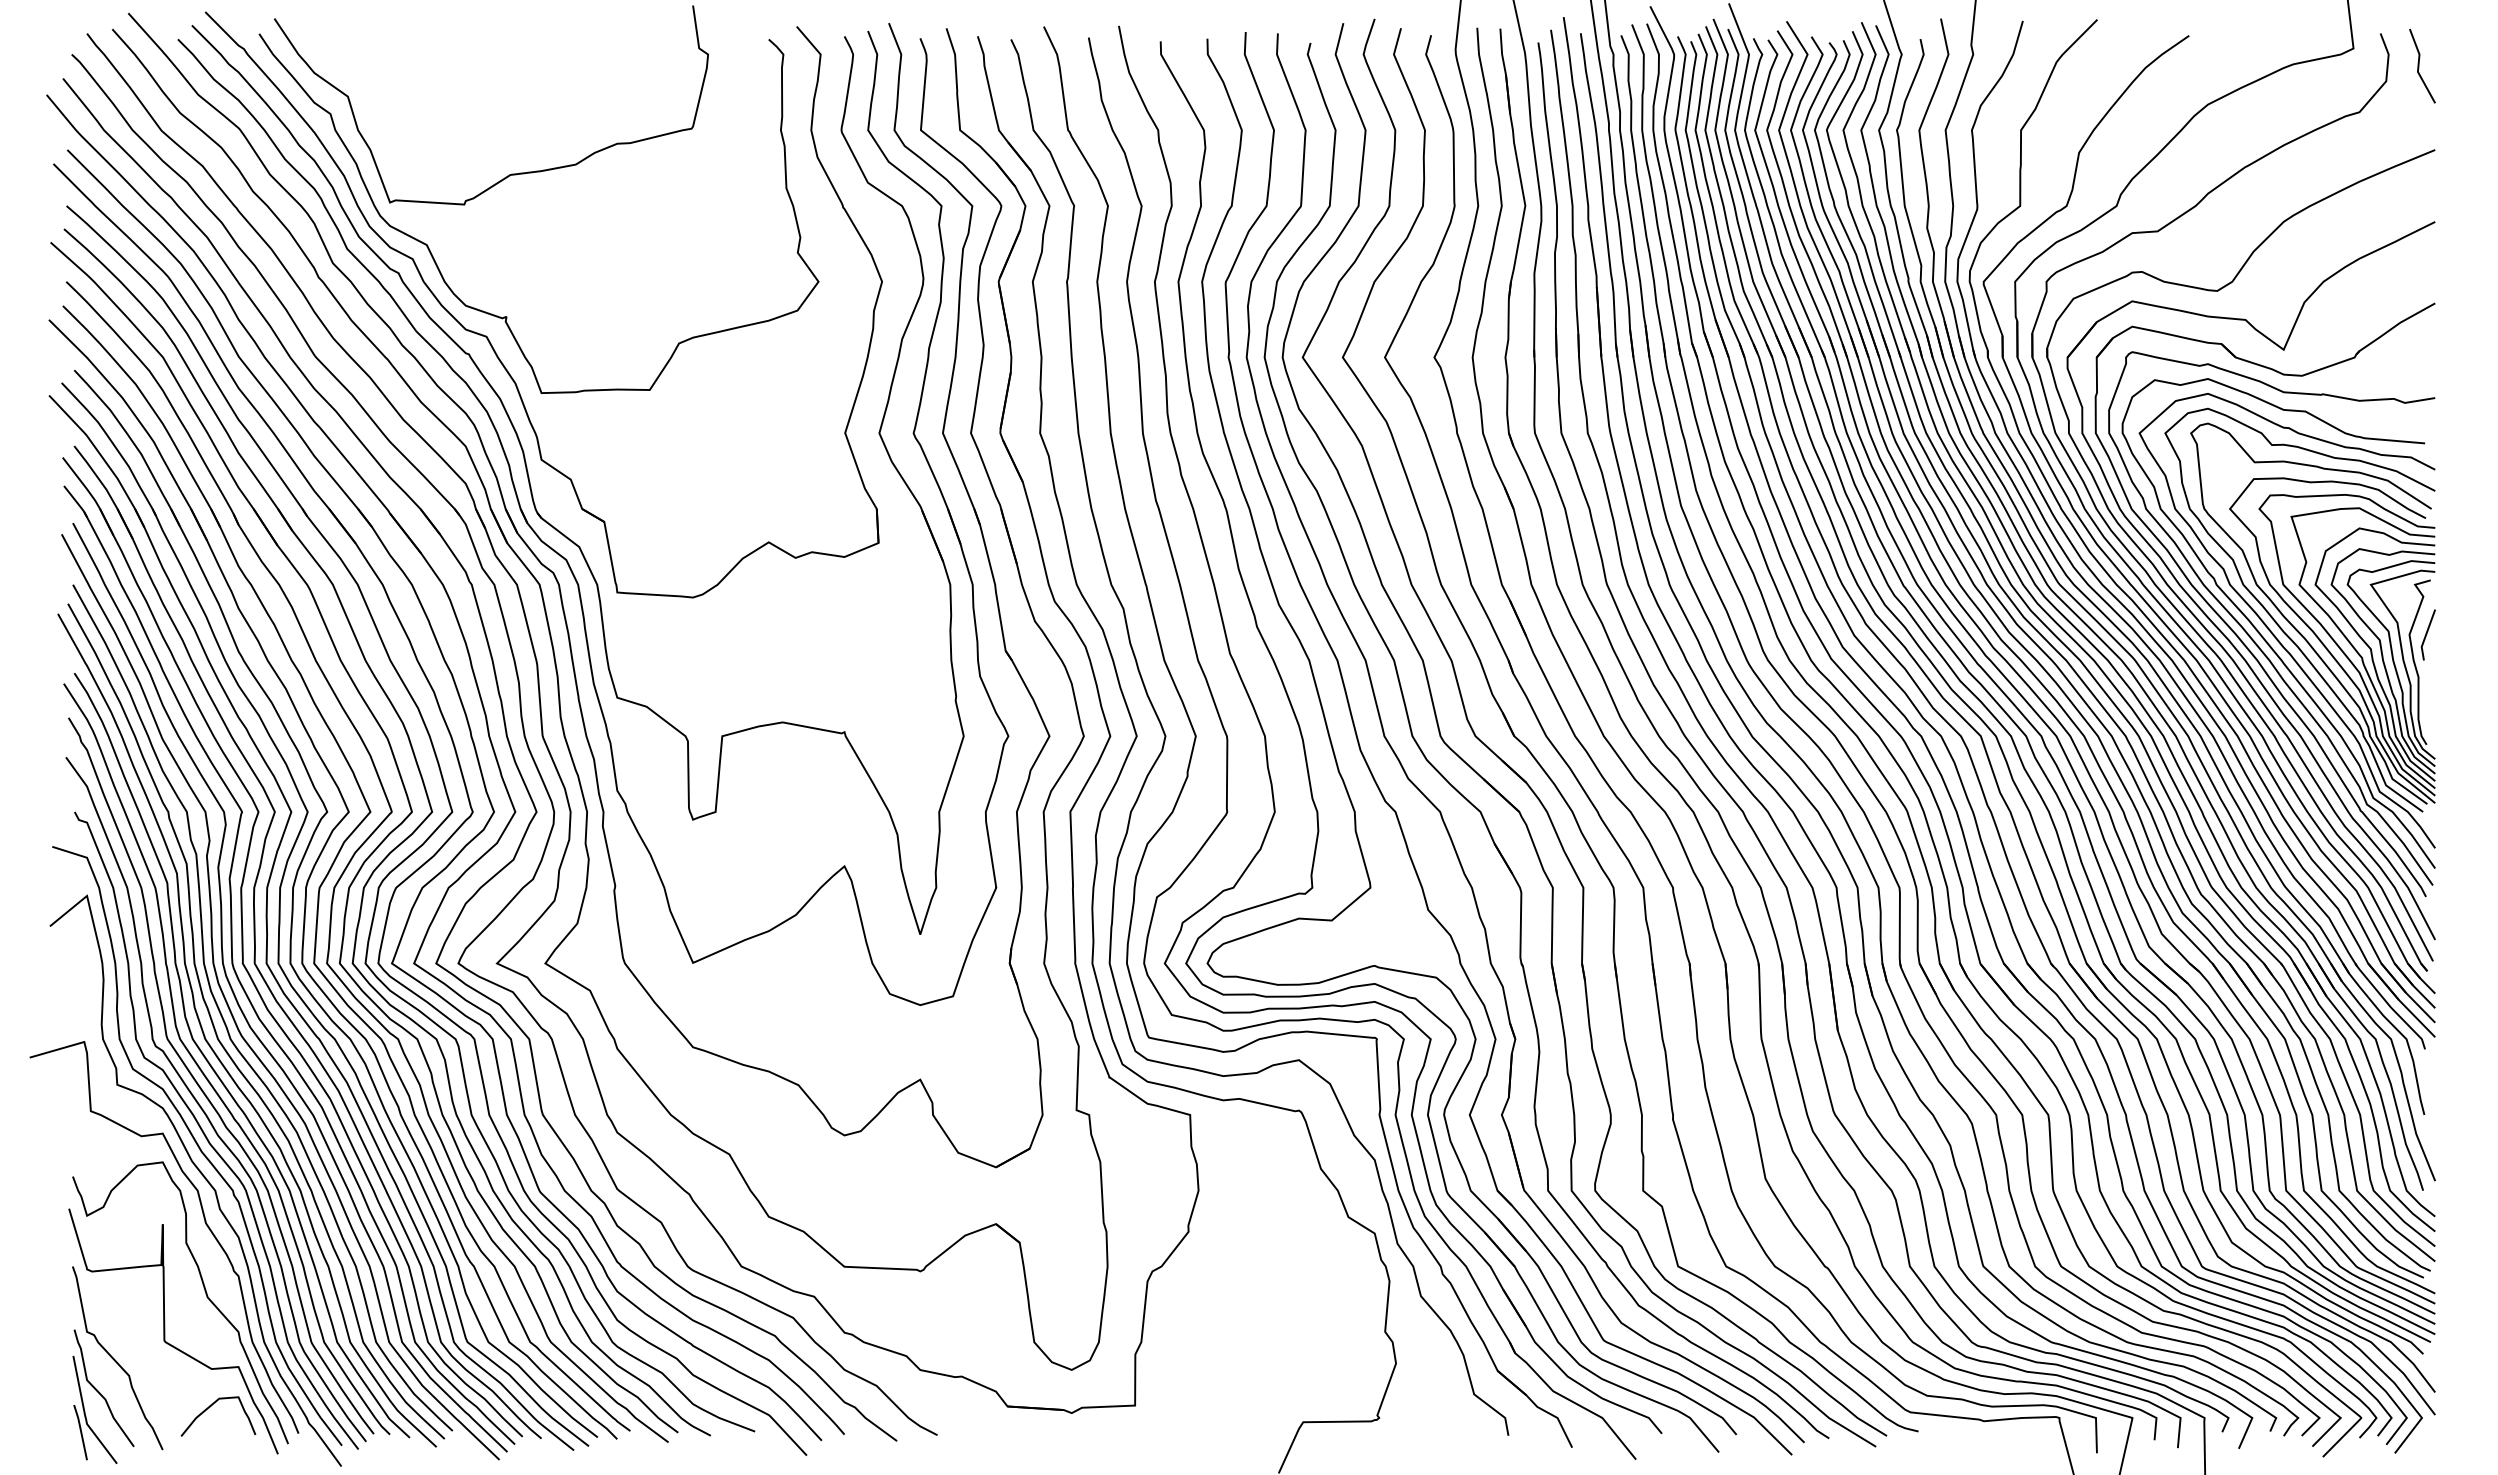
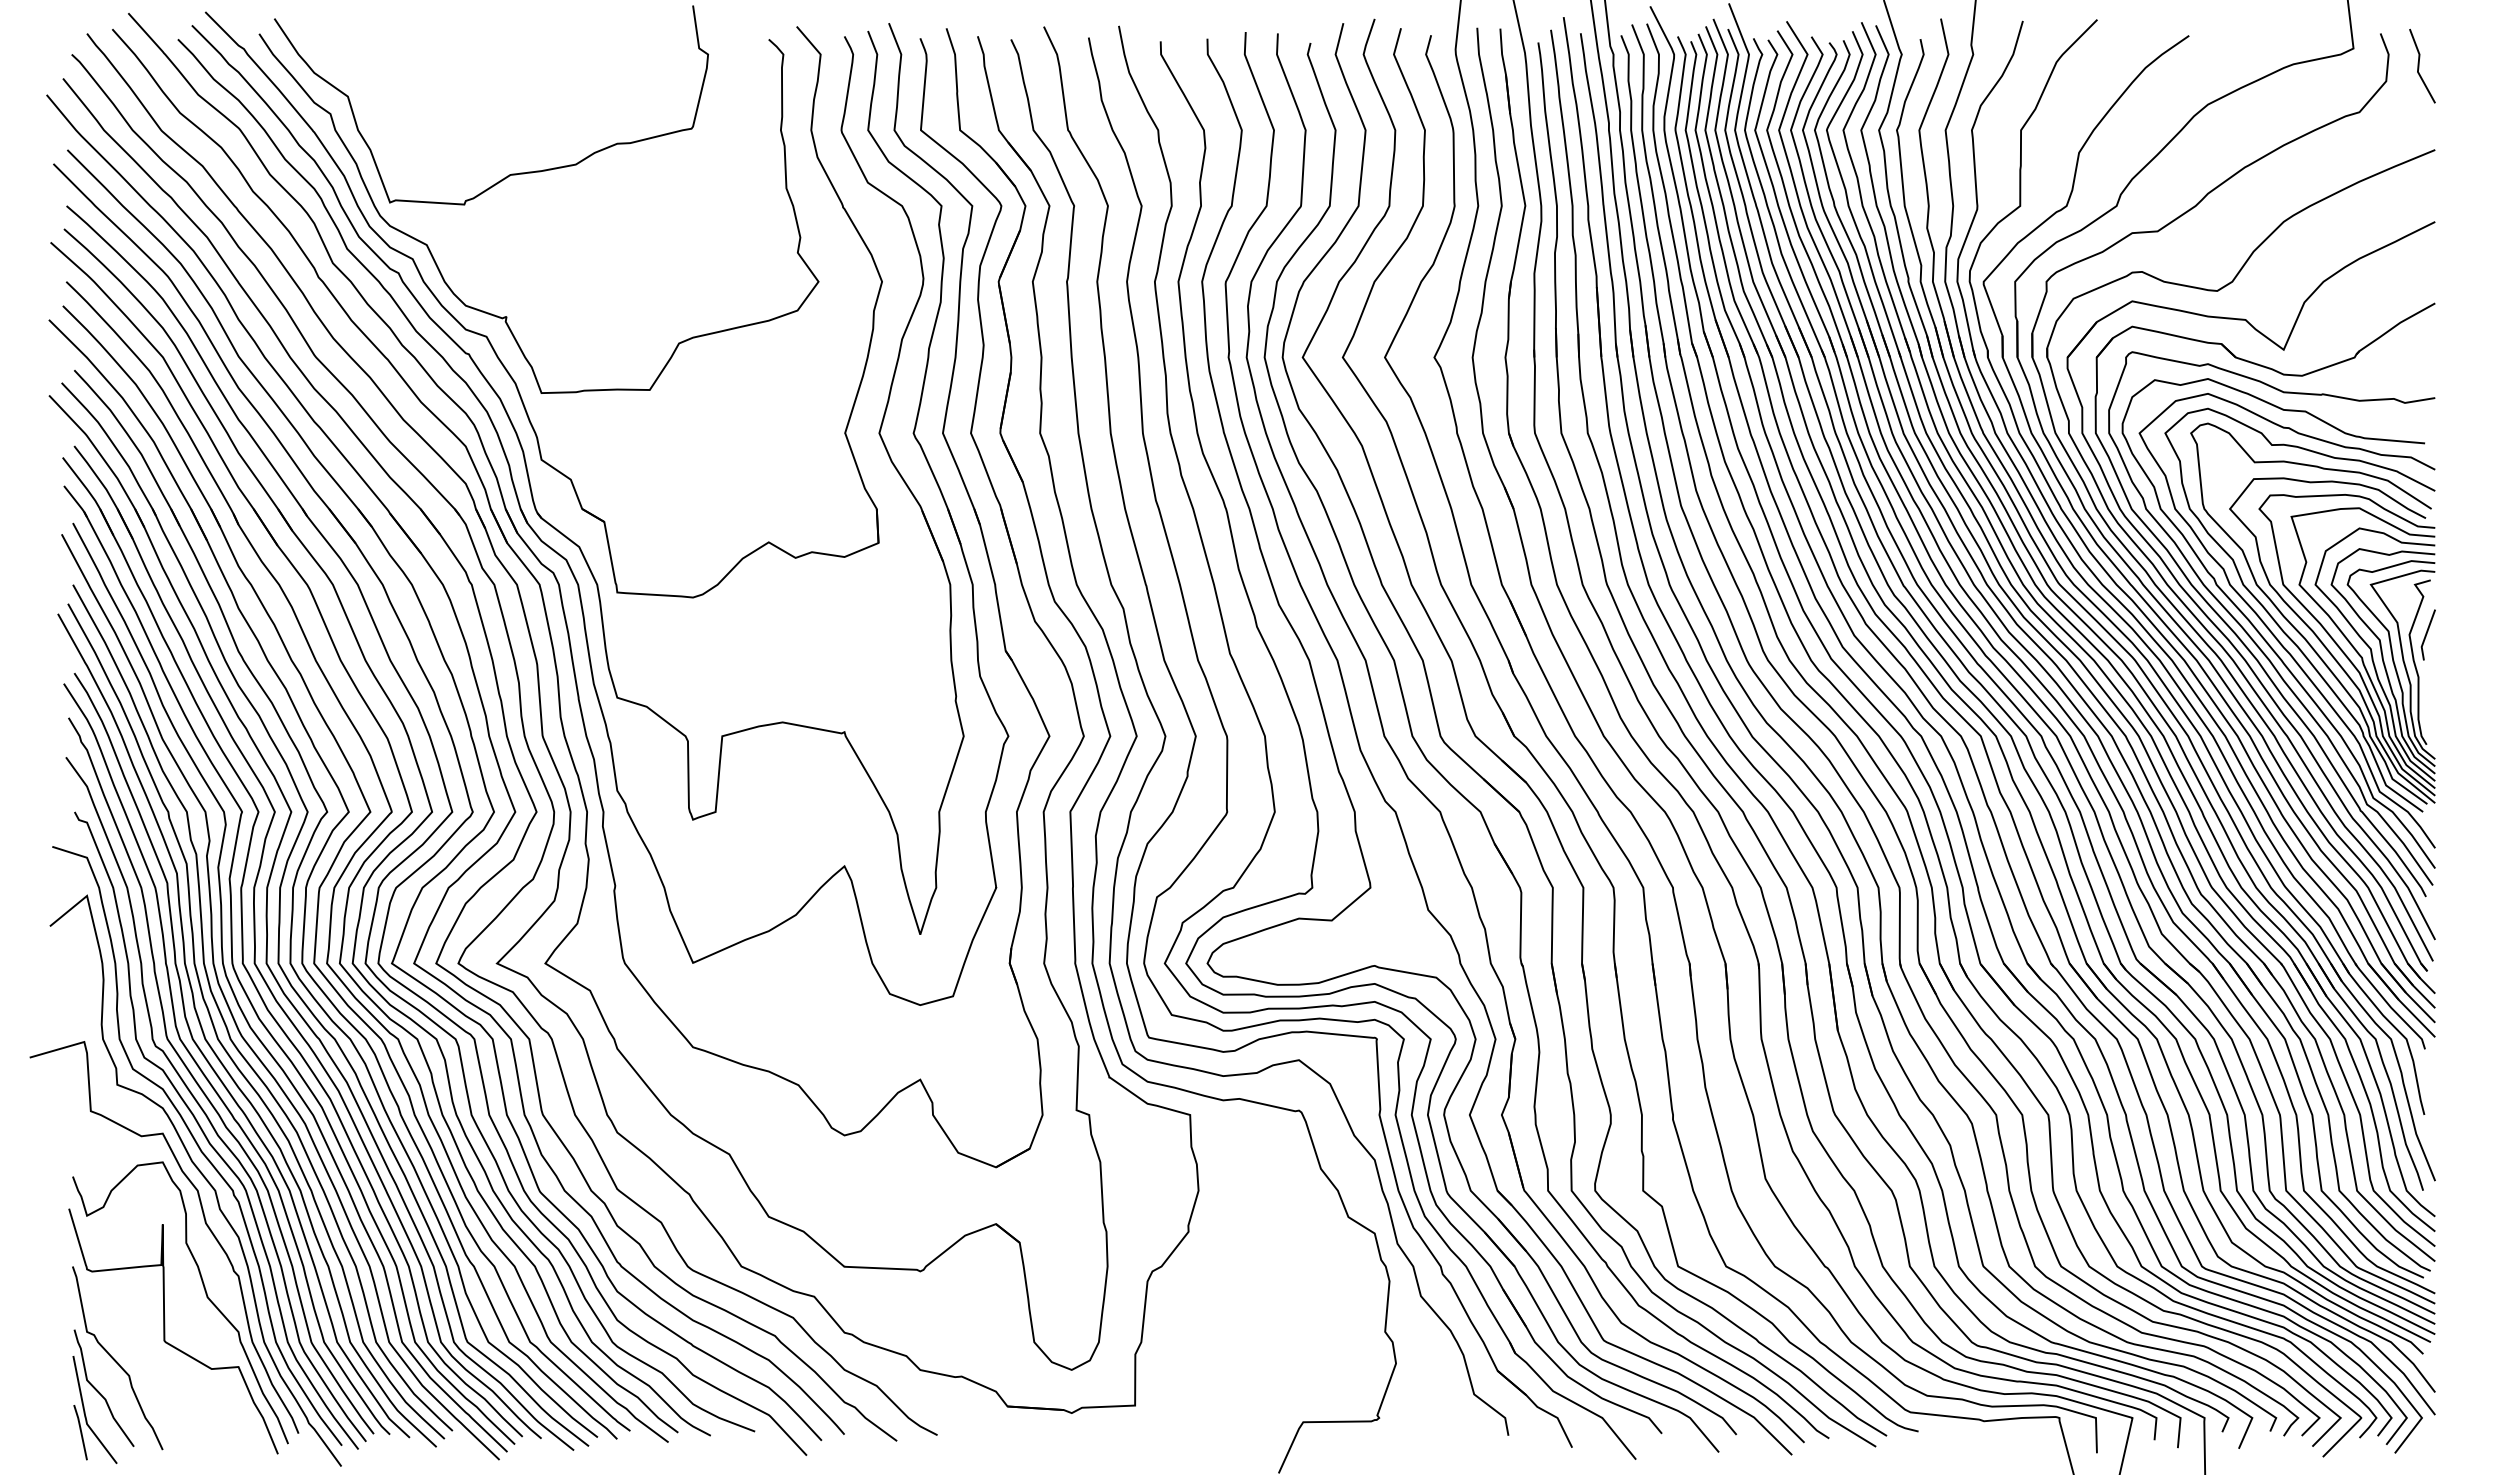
curve: present -> none (210, 1407)
